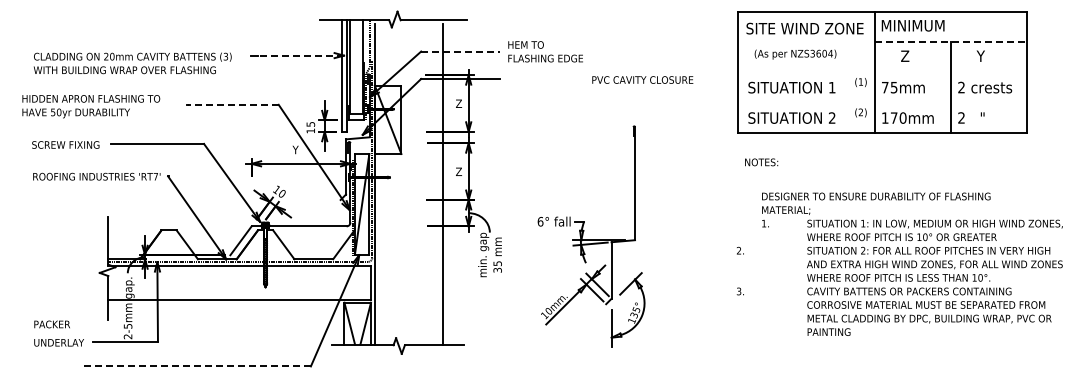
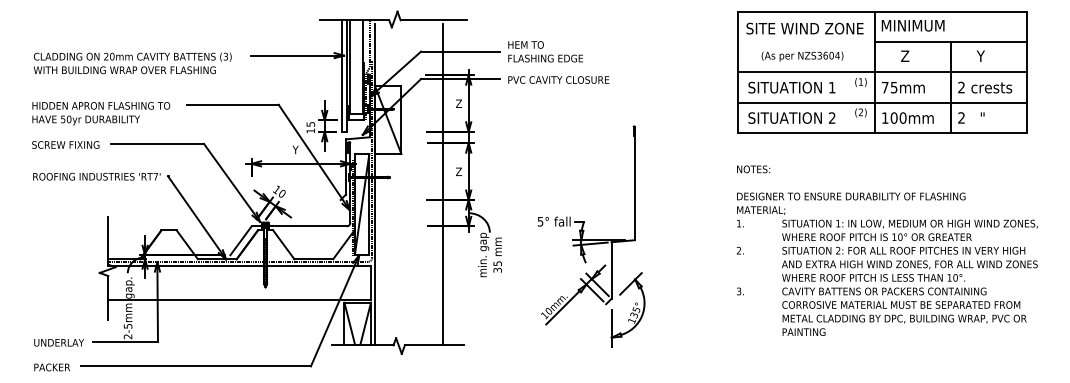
line: dashed -> solid (950, 41)
line: dashed -> solid (460, 51)
text position: (795, 54) -> (802, 56) (802, 56)
line: dashed -> solid (300, 55)
line: none -> present (882, 72)
text position: (642, 79) -> (558, 79) (558, 79)
line: none -> present (882, 102)
line: dashed -> solid (233, 104)
text position: (91, 106) -> (101, 113) (101, 113)
text: 170mm -> 100mm (893, 117)
text position: (761, 162) -> (753, 169) (753, 169)
text: 6° -> 5° (540, 221)
text position: (912, 263) -> (887, 263) (887, 263)
text position: (51, 324) -> (51, 367) (51, 367)
line: dashed -> solid (195, 366)
